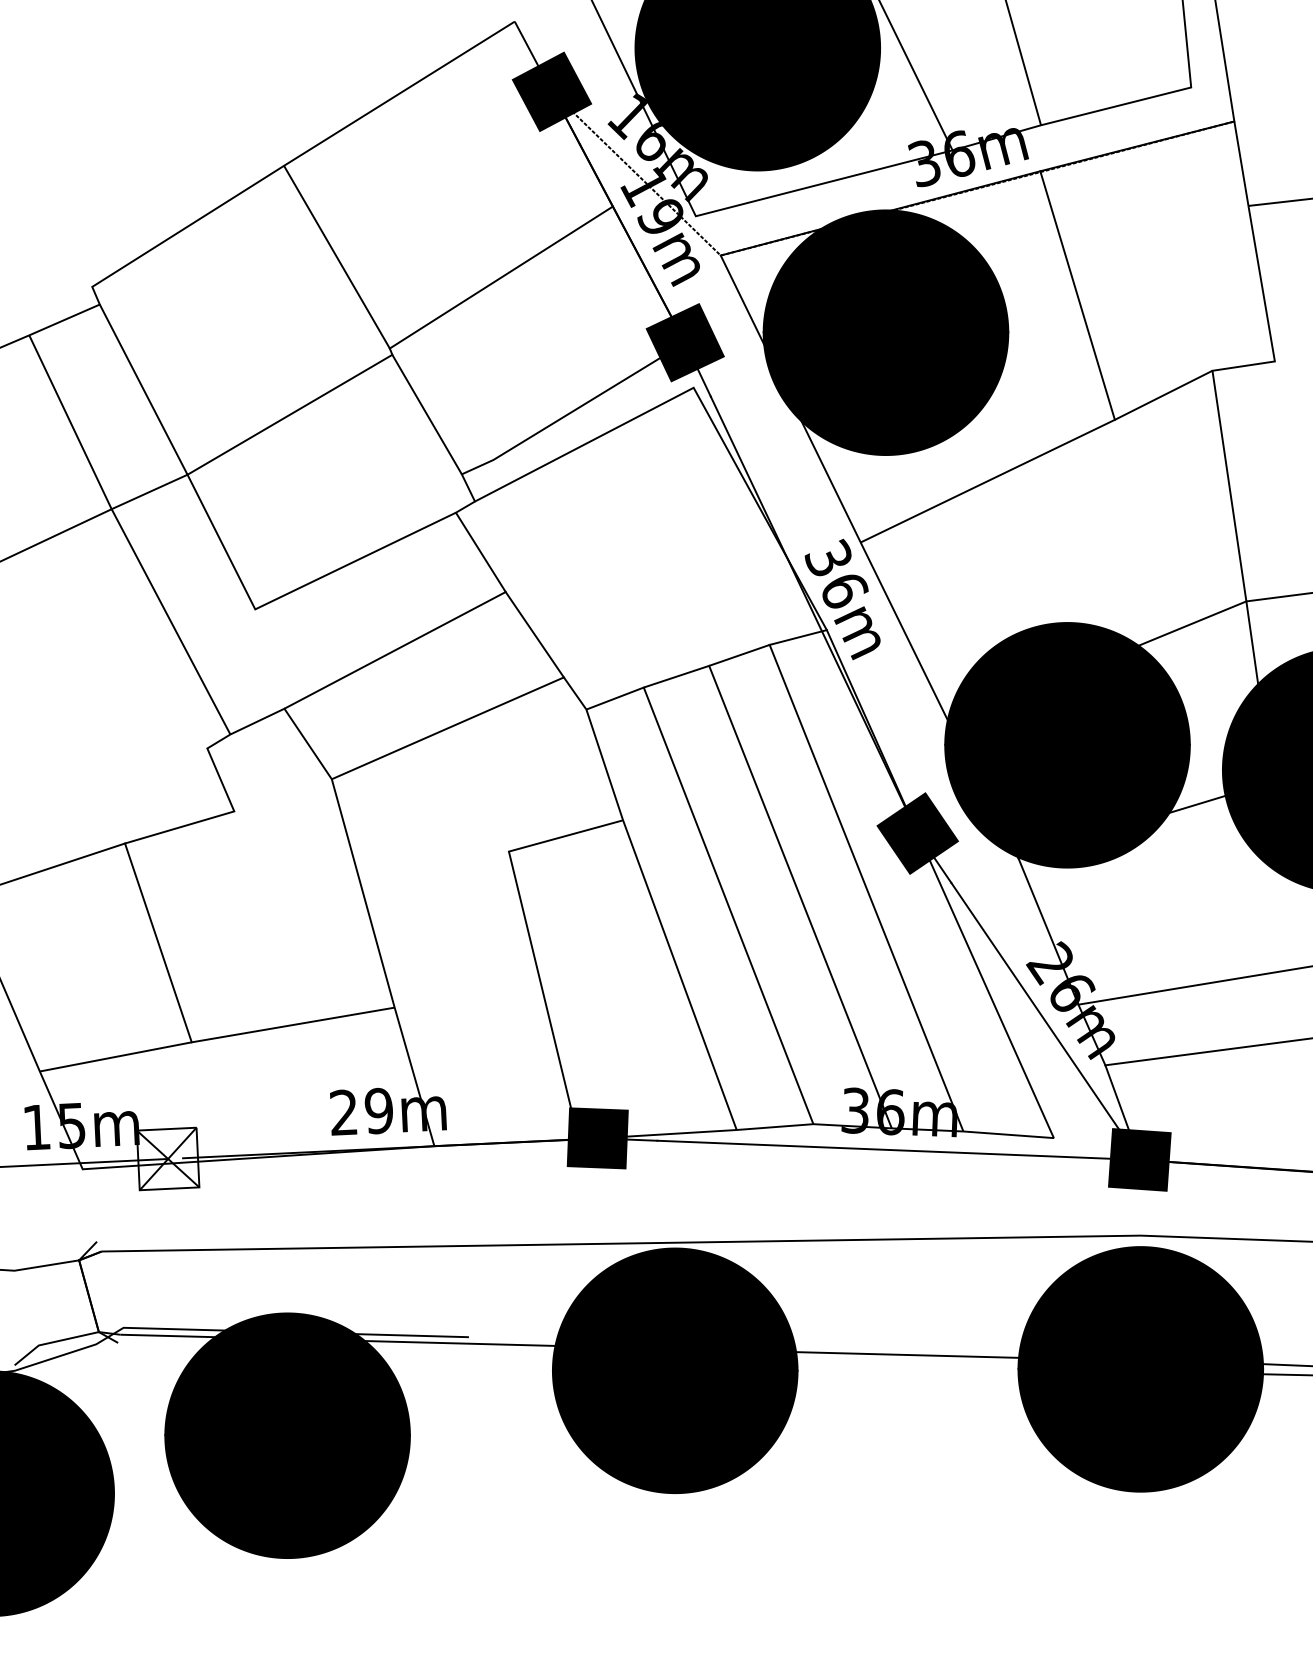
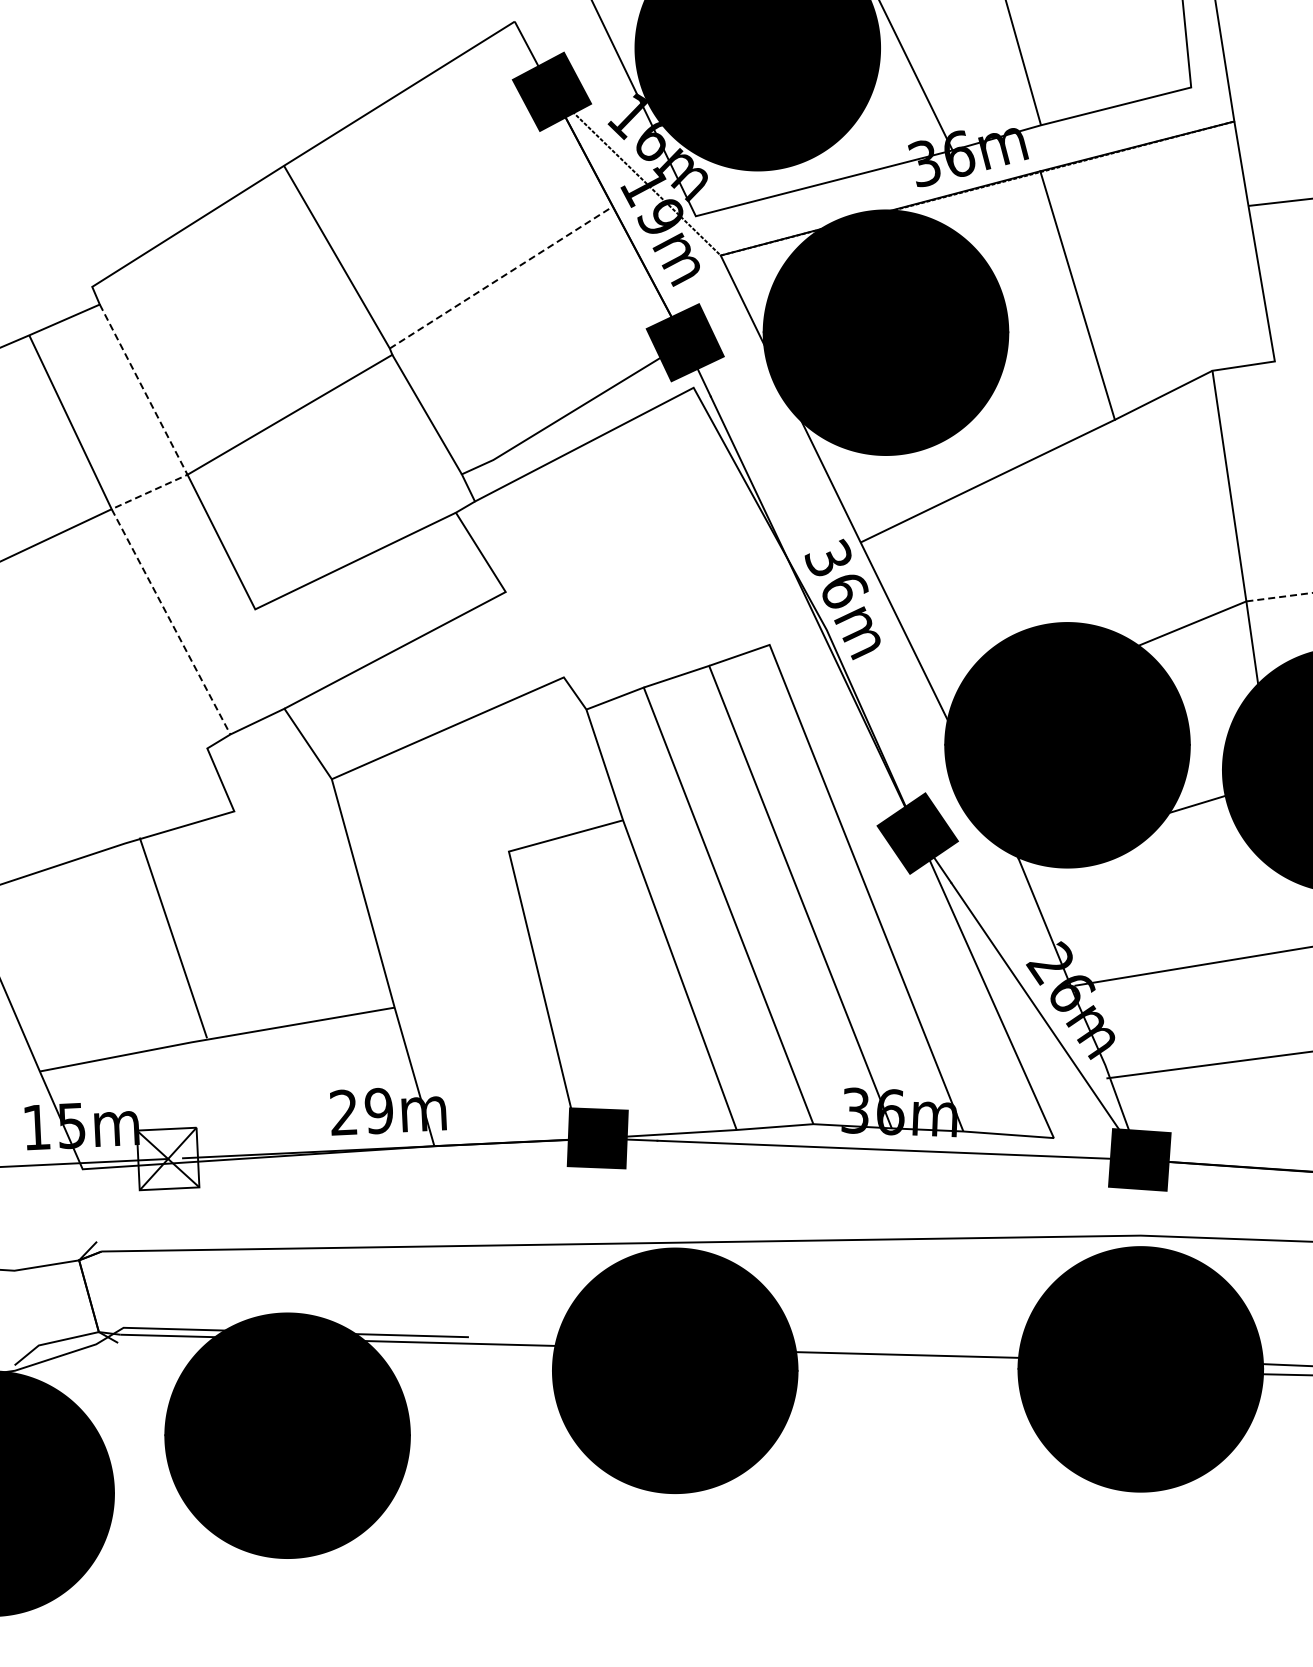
line: solid -> dashed (501, 277)
line: solid -> dashed (120, 505)
line: solid -> dashed (1279, 597)
line: present -> none (534, 634)
line: present -> none (797, 637)
line position: (158, 942) -> (173, 937) (173, 937)
line position: (1193, 985) -> (1192, 966) (1192, 966)
line position: (1207, 1051) -> (1208, 1065) (1208, 1065)
